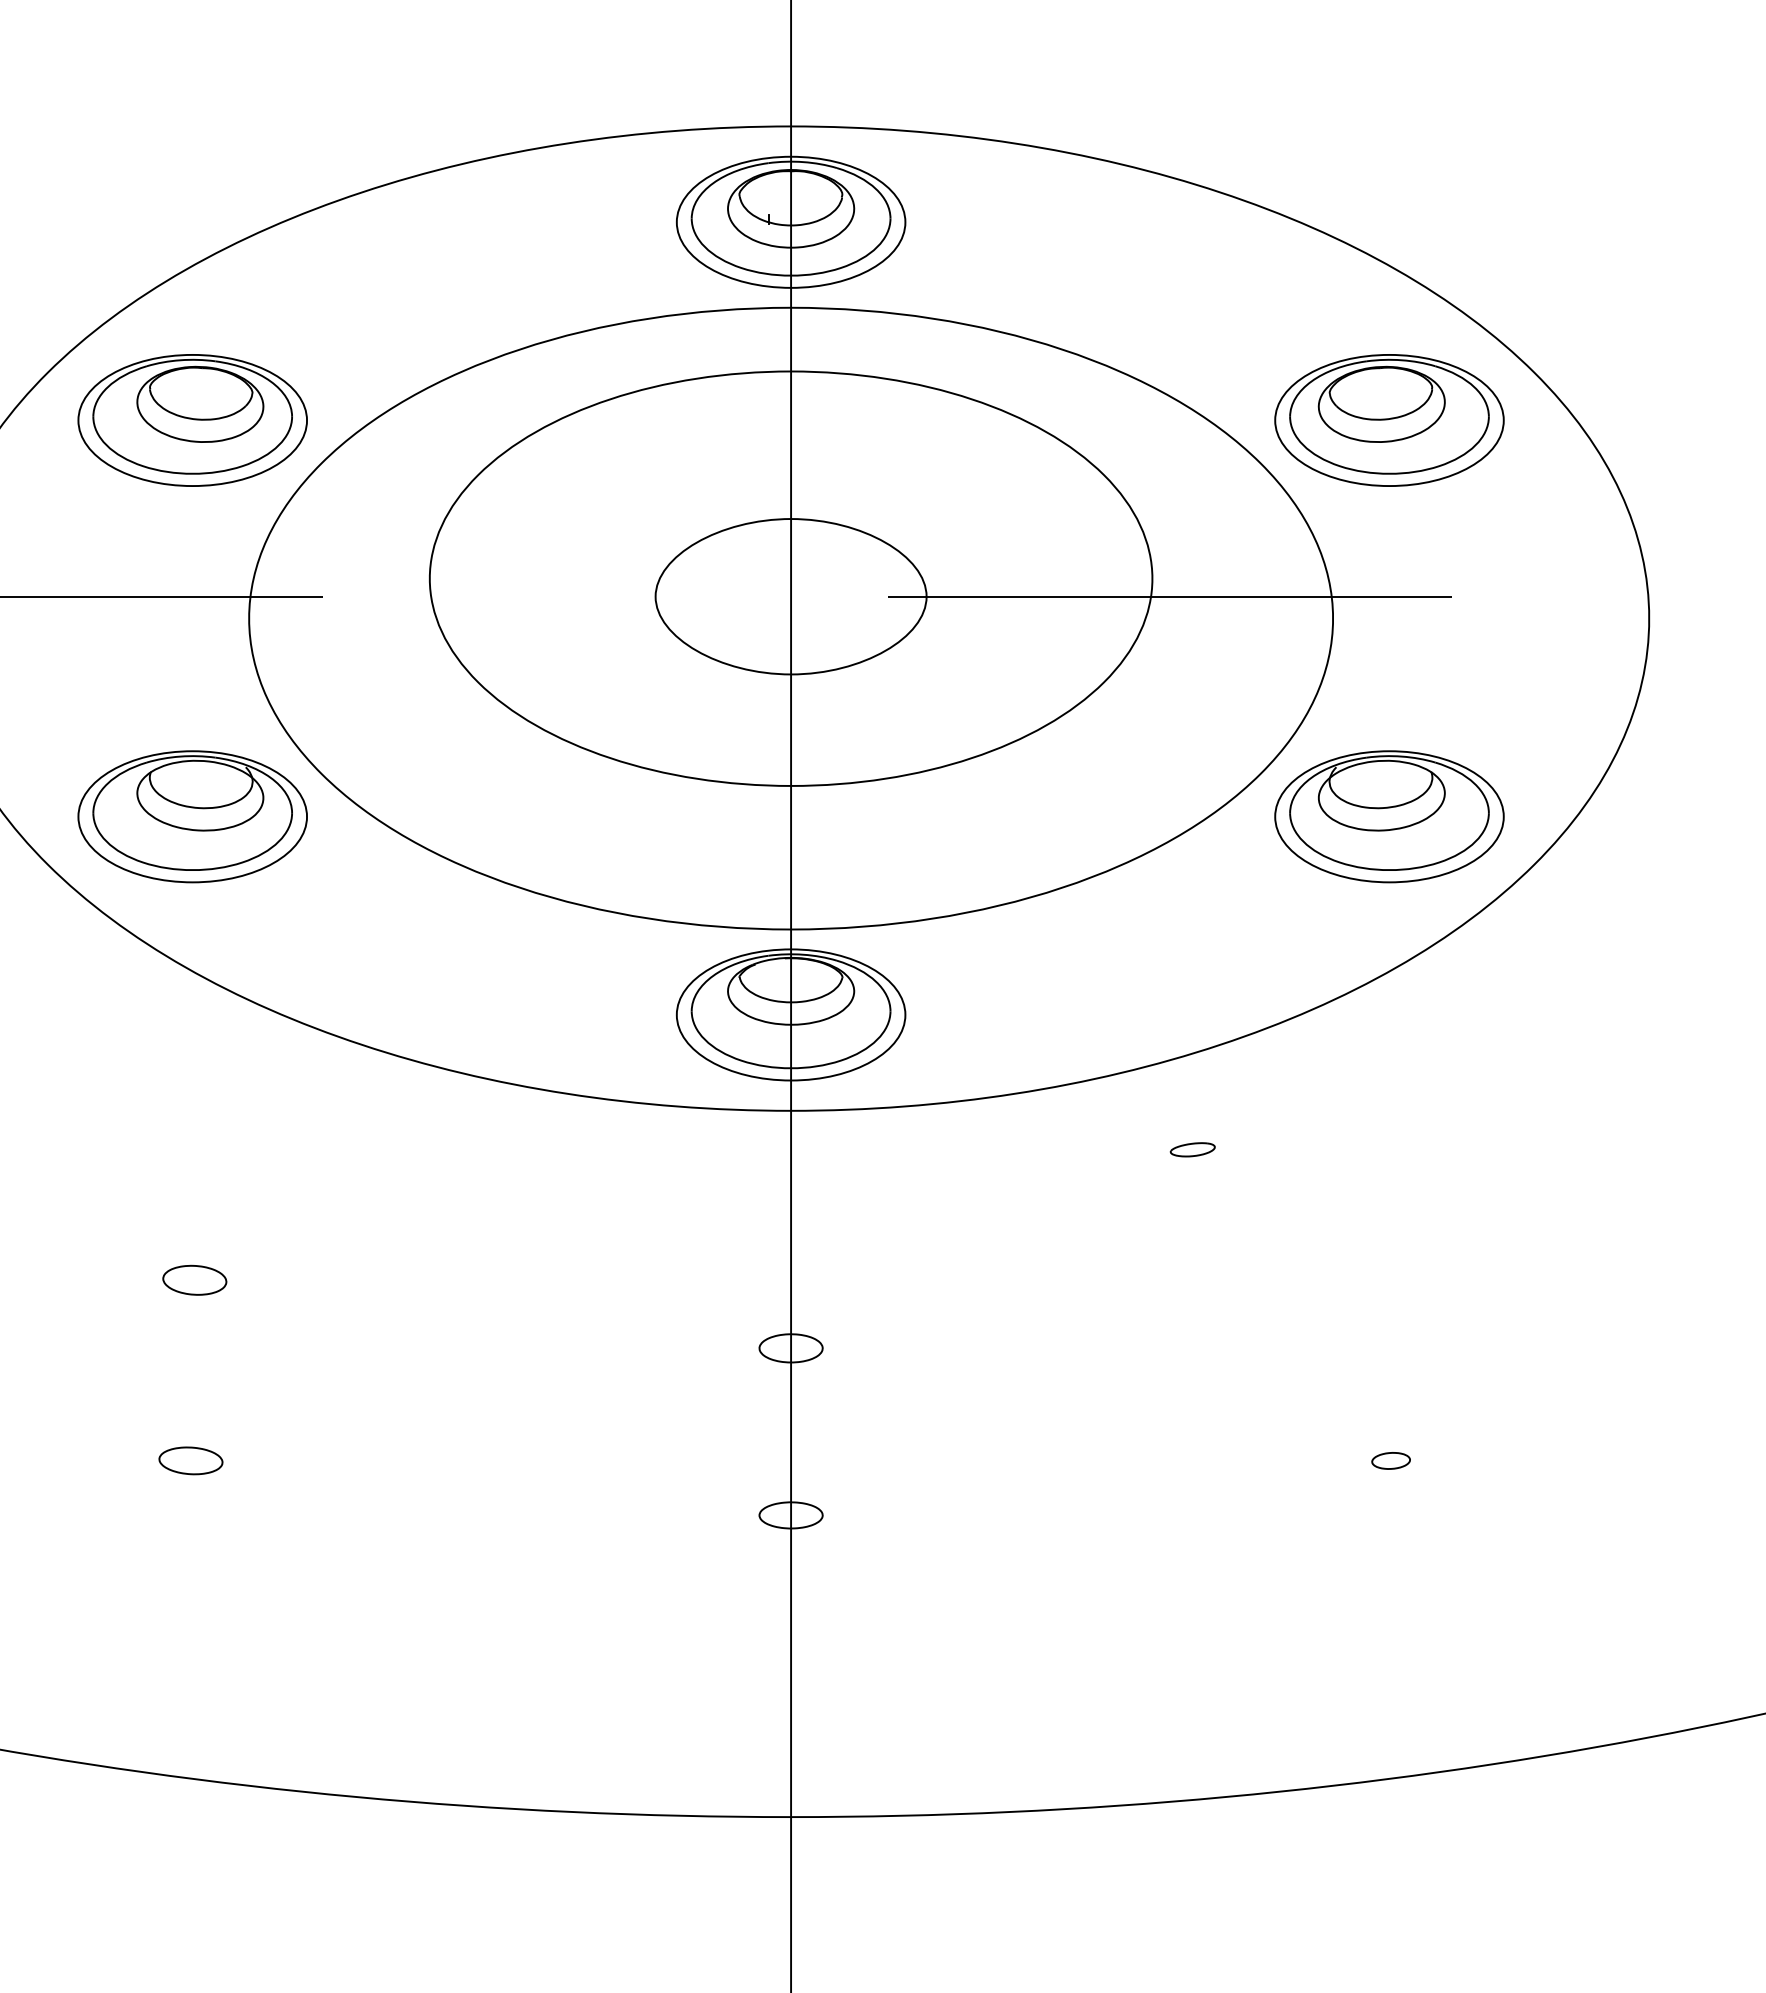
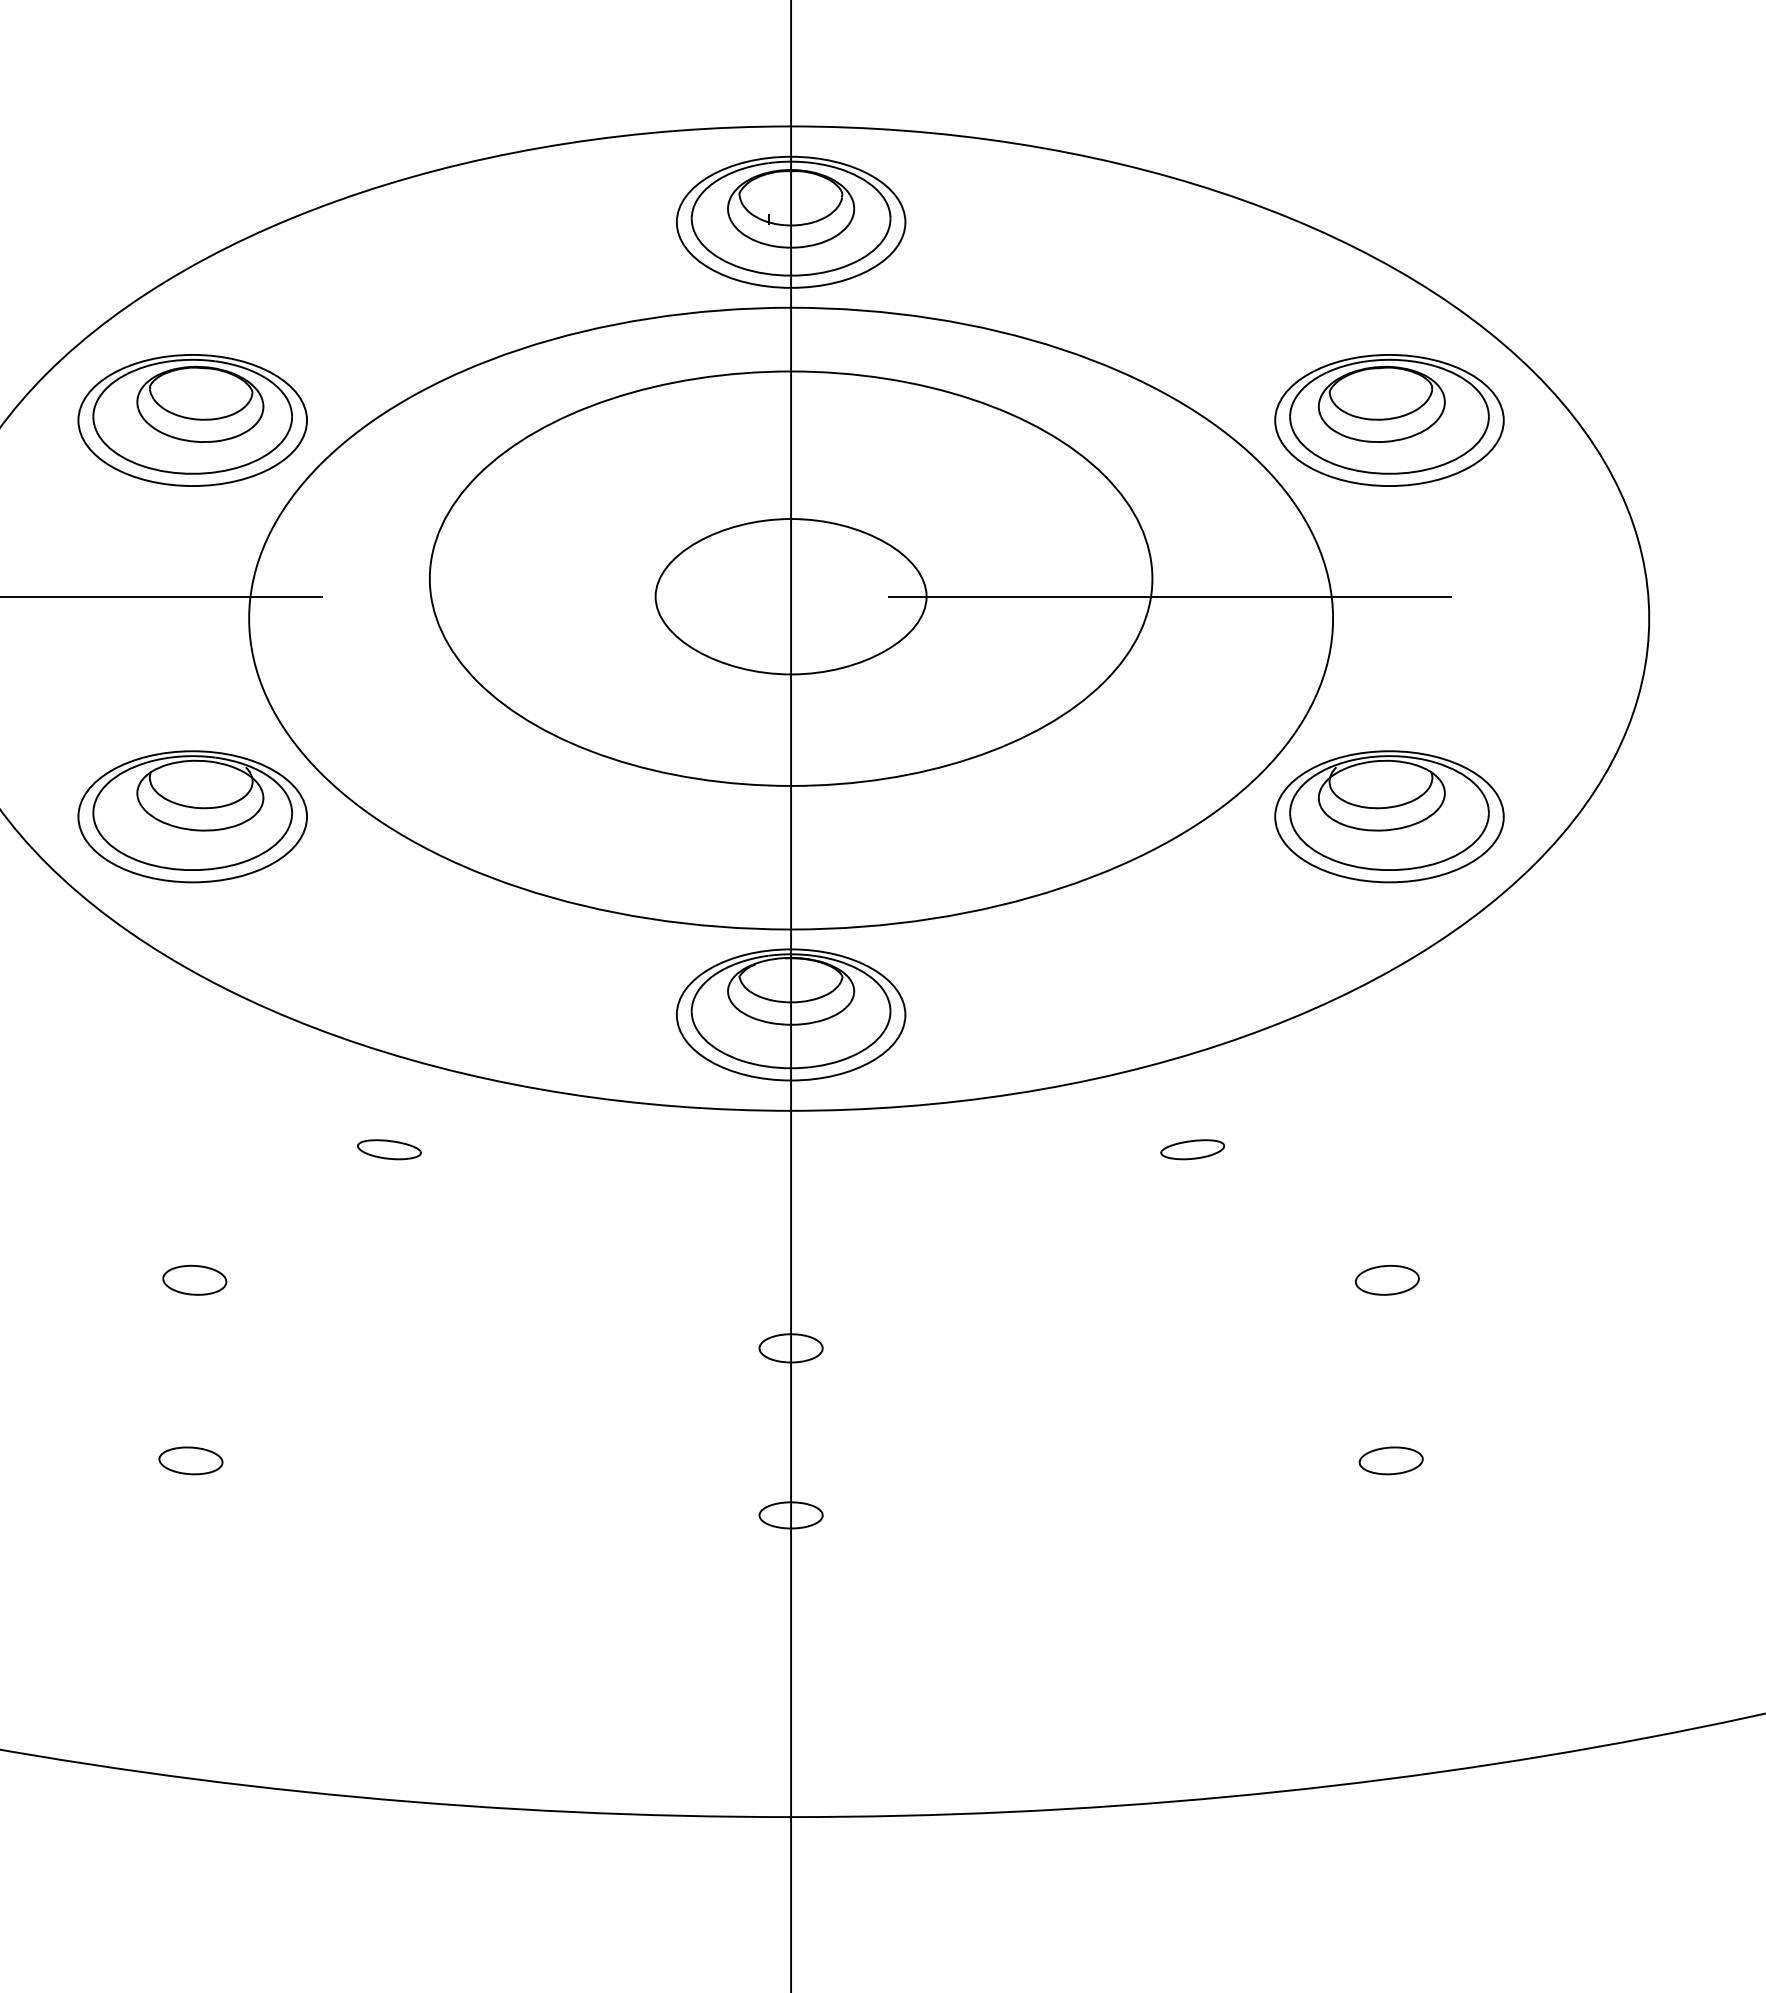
part: none -> present (389, 1149)
part size: 47x16 px -> 66x22 px (1192, 1149)
part: none -> present (1387, 1279)
part size: 40x18 px -> 66x30 px (1390, 1460)
